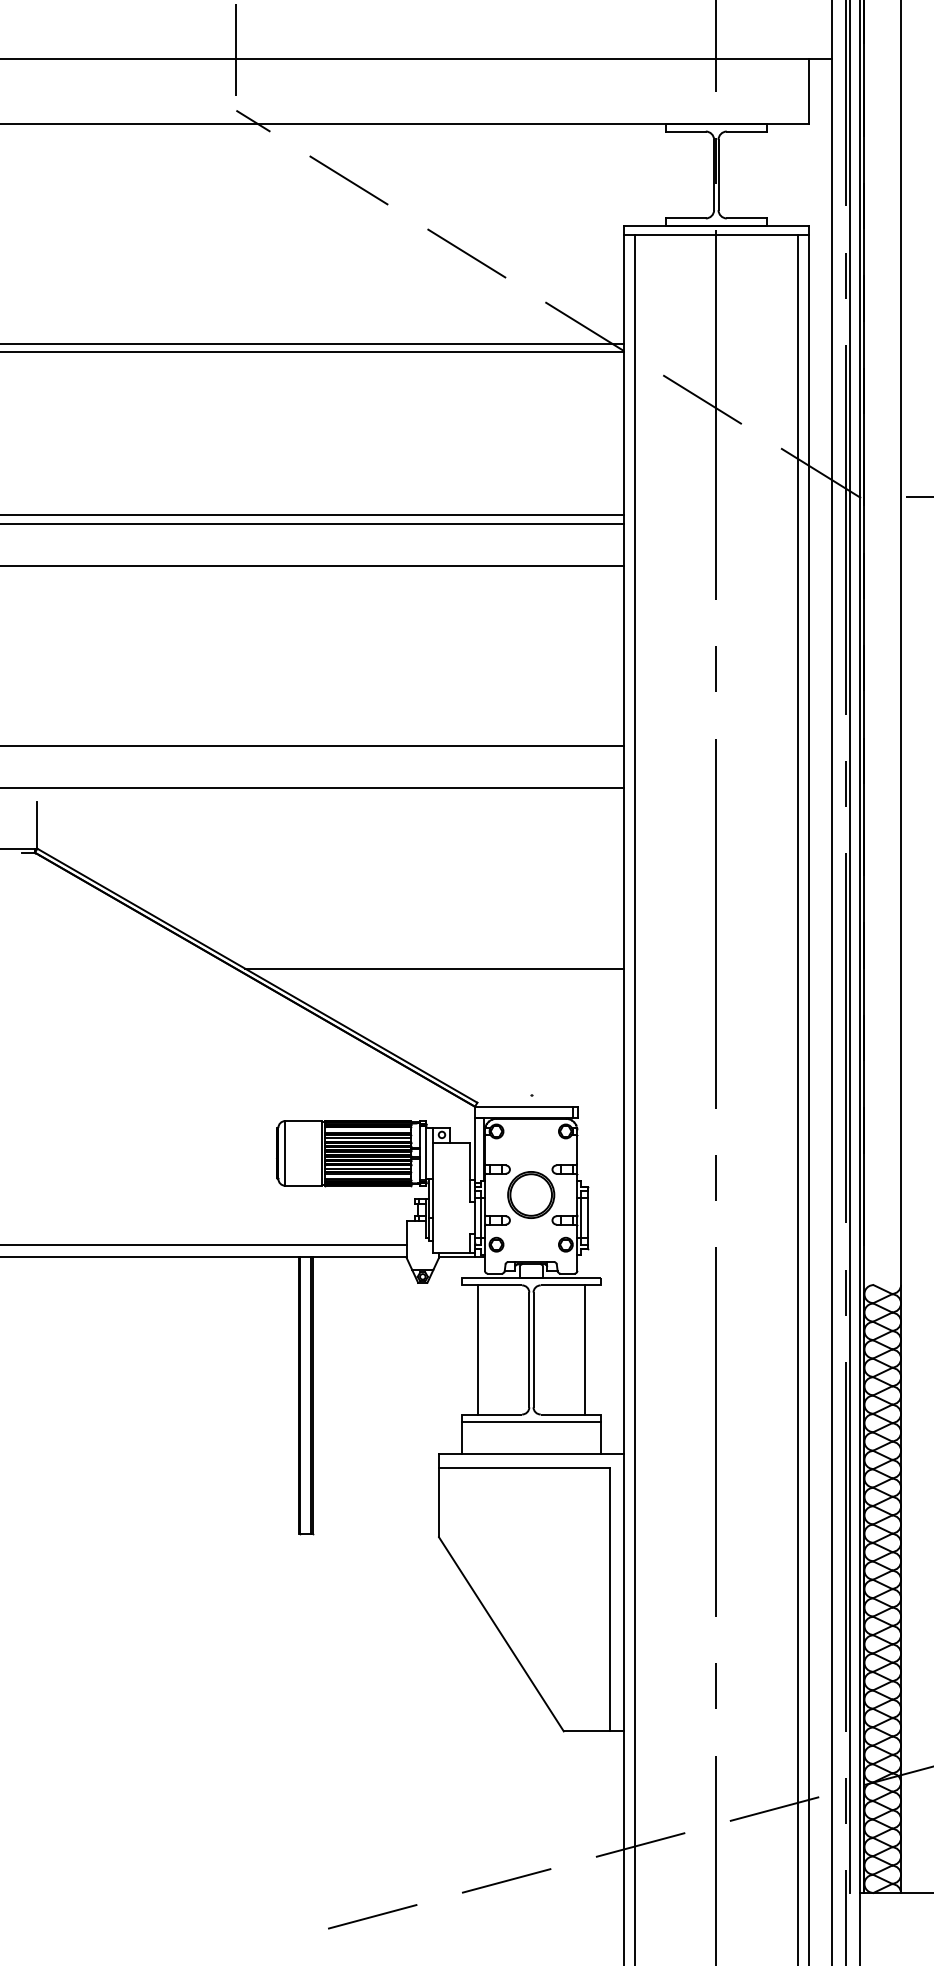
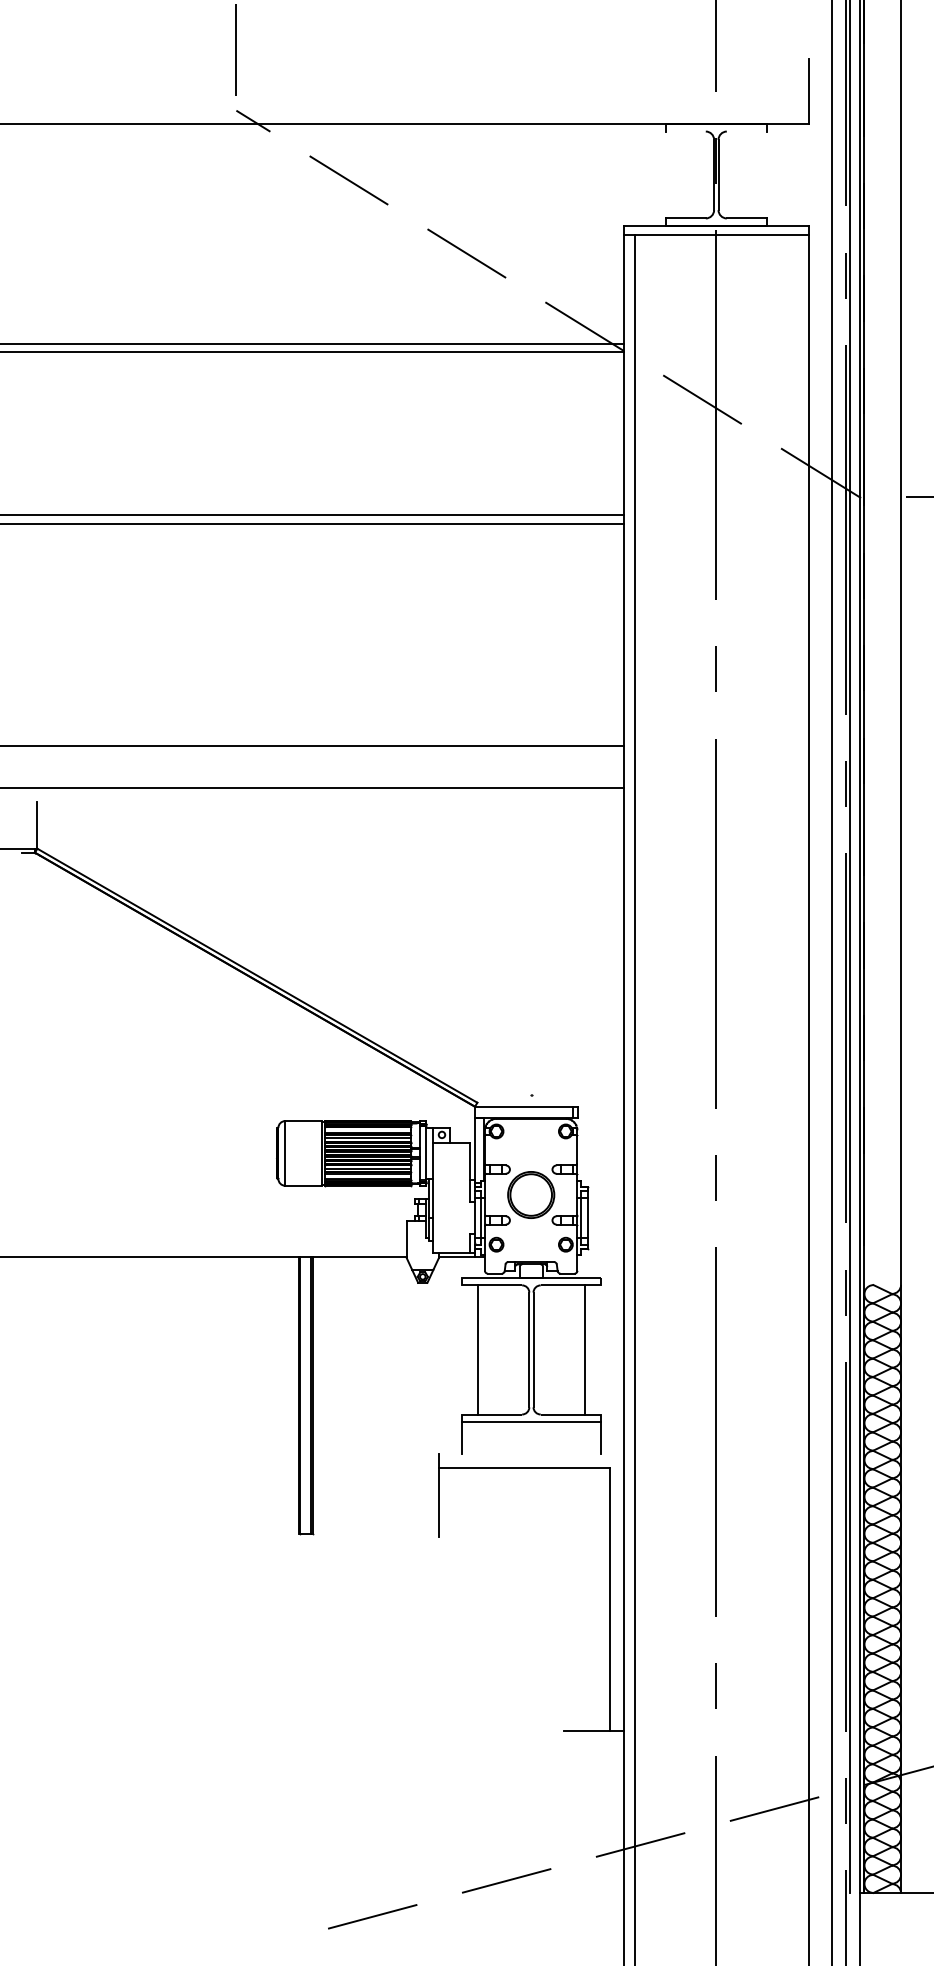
line: present -> none (416, 59)
line: present -> none (685, 131)
line: present -> none (746, 131)
line: present -> none (312, 565)
line: present -> none (434, 968)
line: present -> none (797, 1098)
line: present -> none (204, 1245)
line: present -> none (531, 1454)
line: present -> none (501, 1634)
